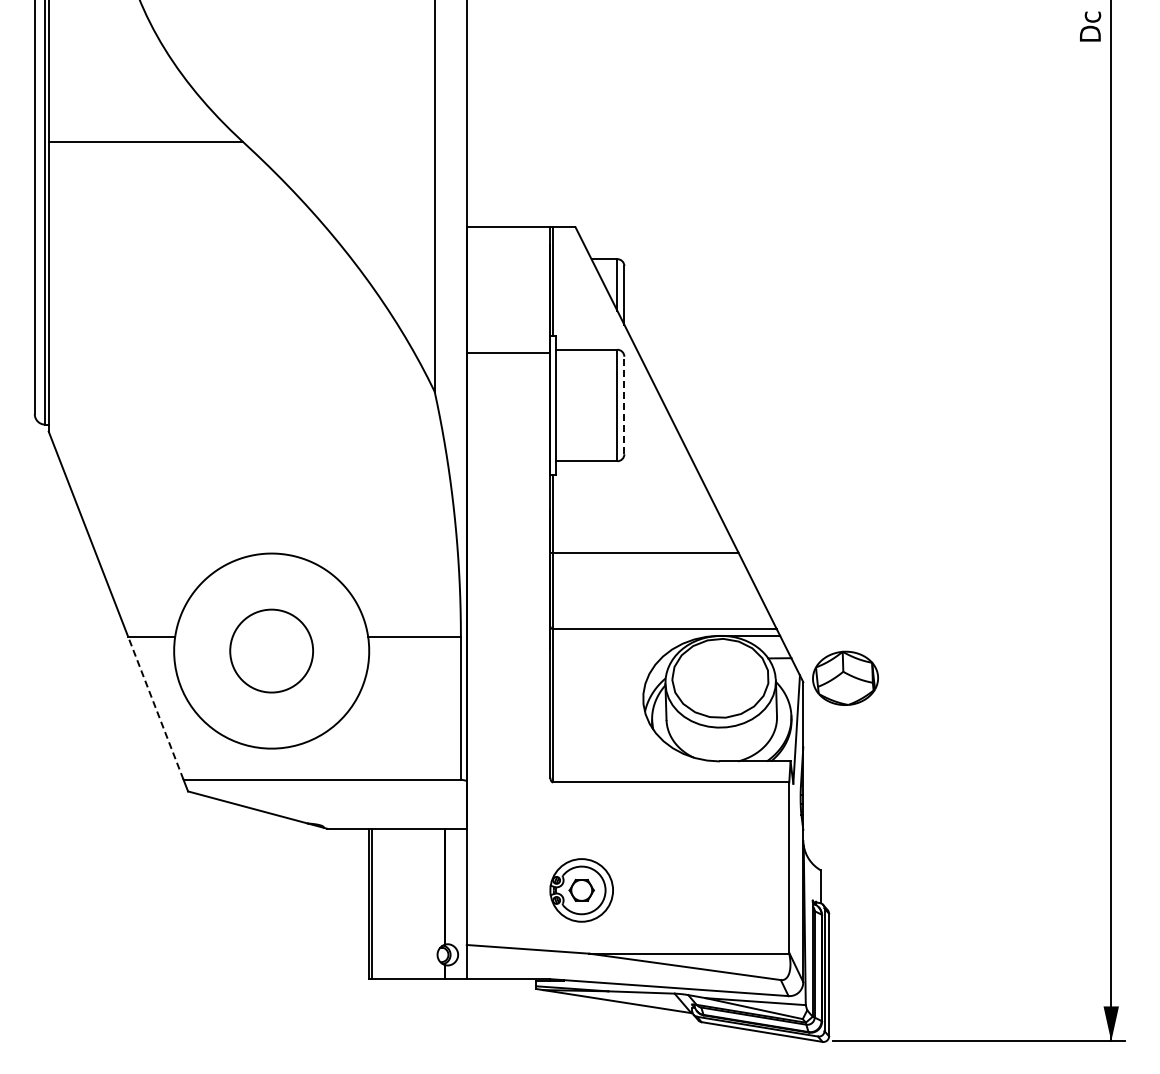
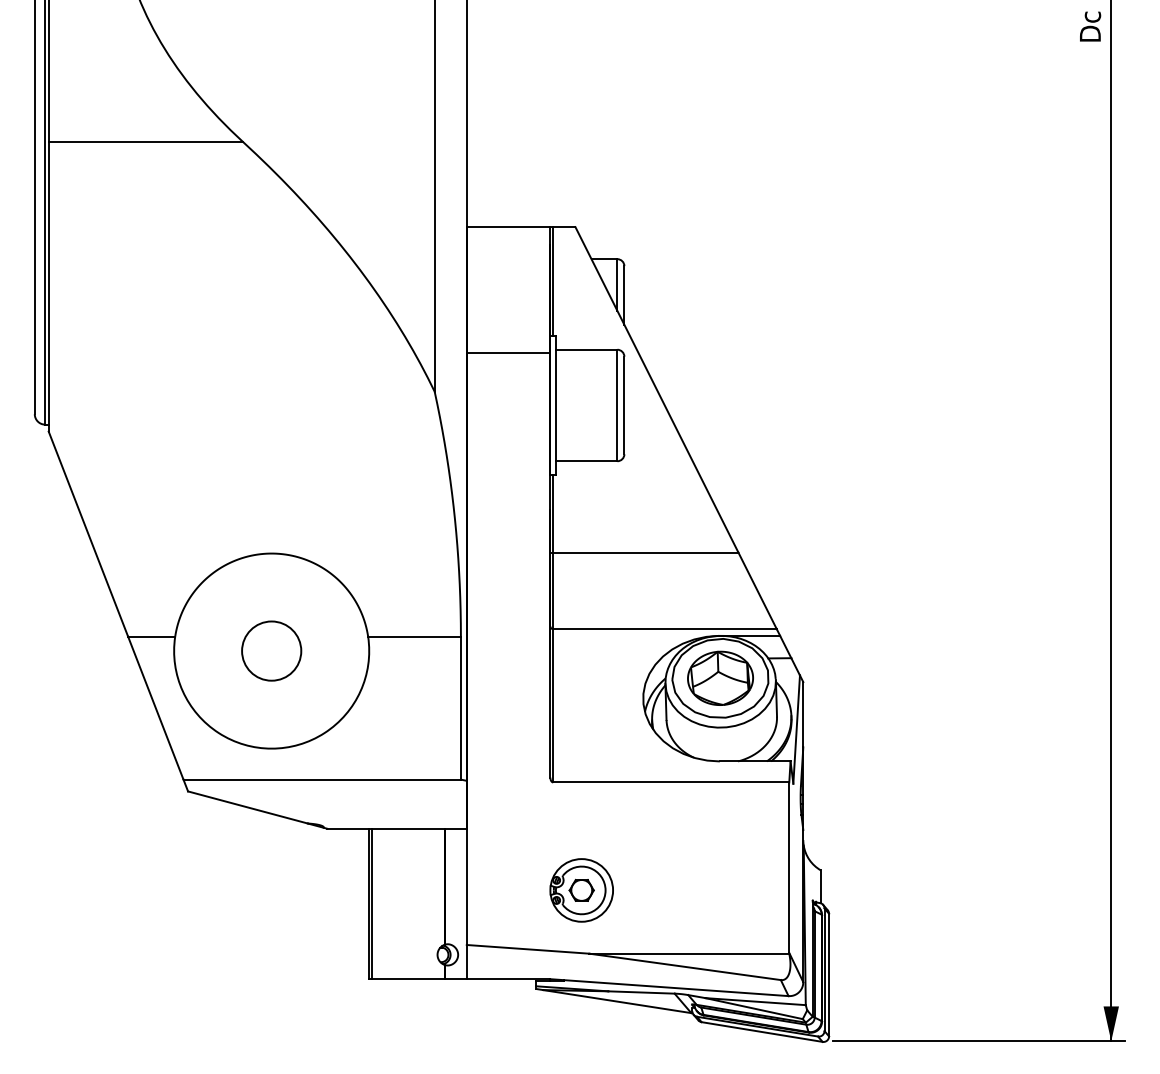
line: dashed -> solid (624, 405)
circle diameter: 83 px -> 59 px (271, 650)
part position: (845, 677) -> (720, 677) (720, 677)
line: dashed -> solid (155, 708)
